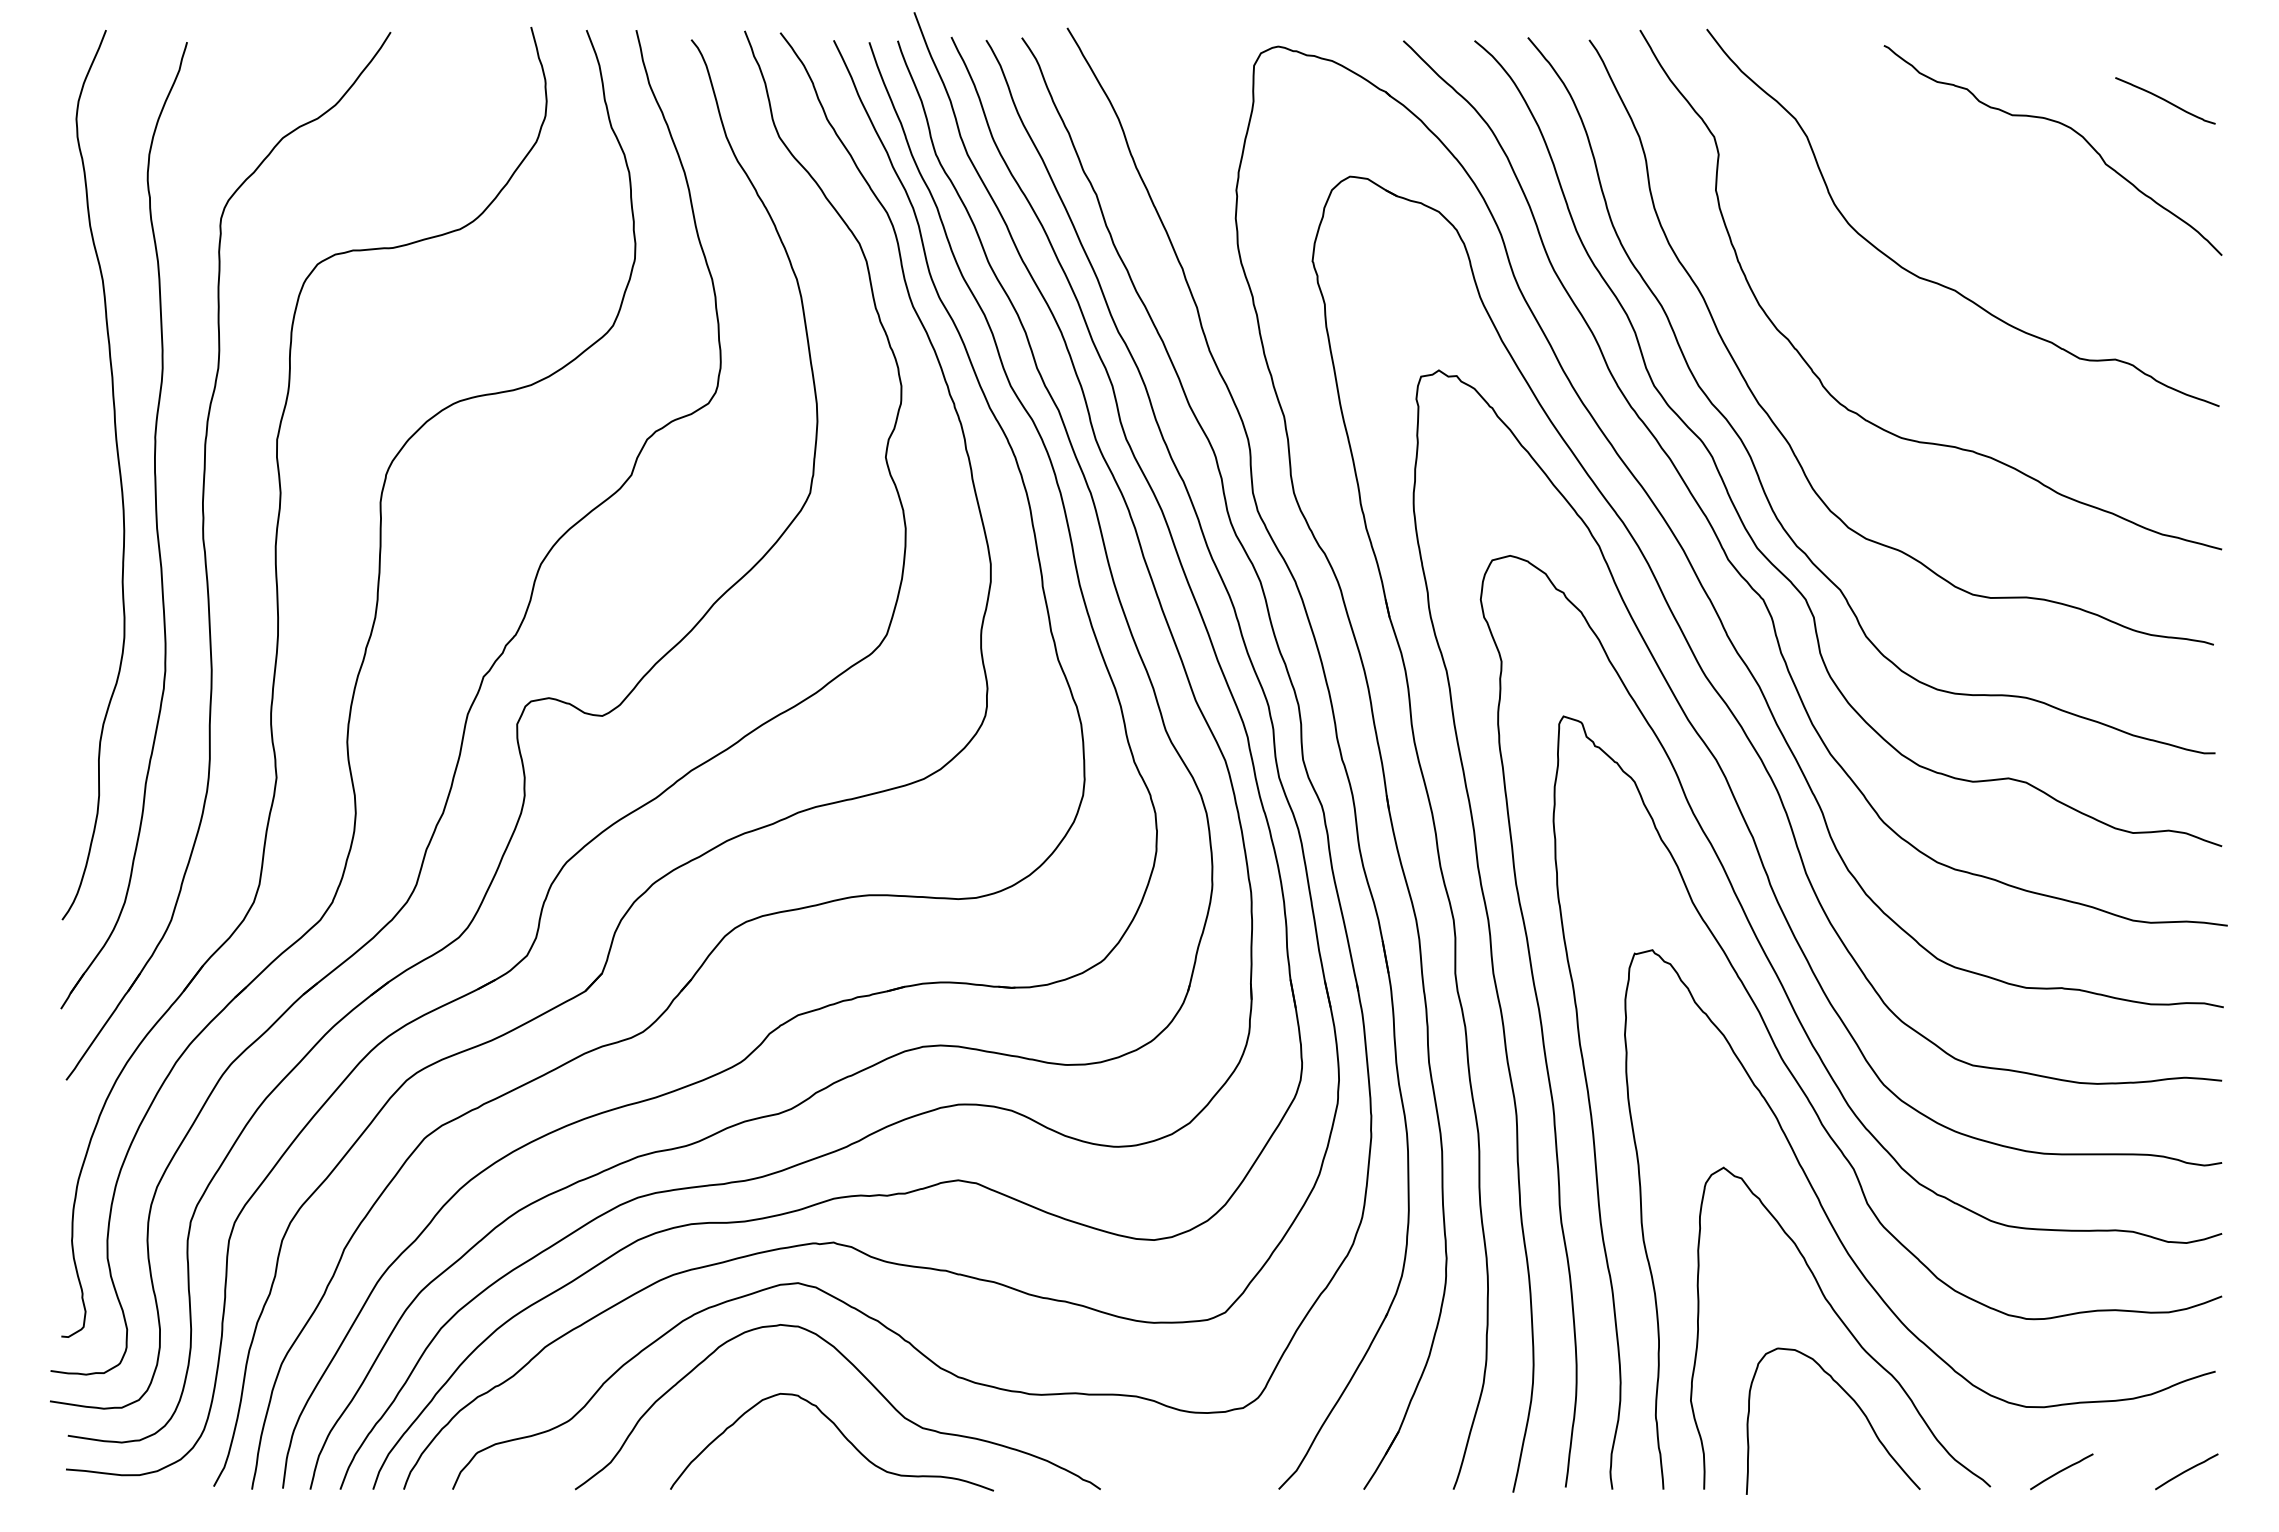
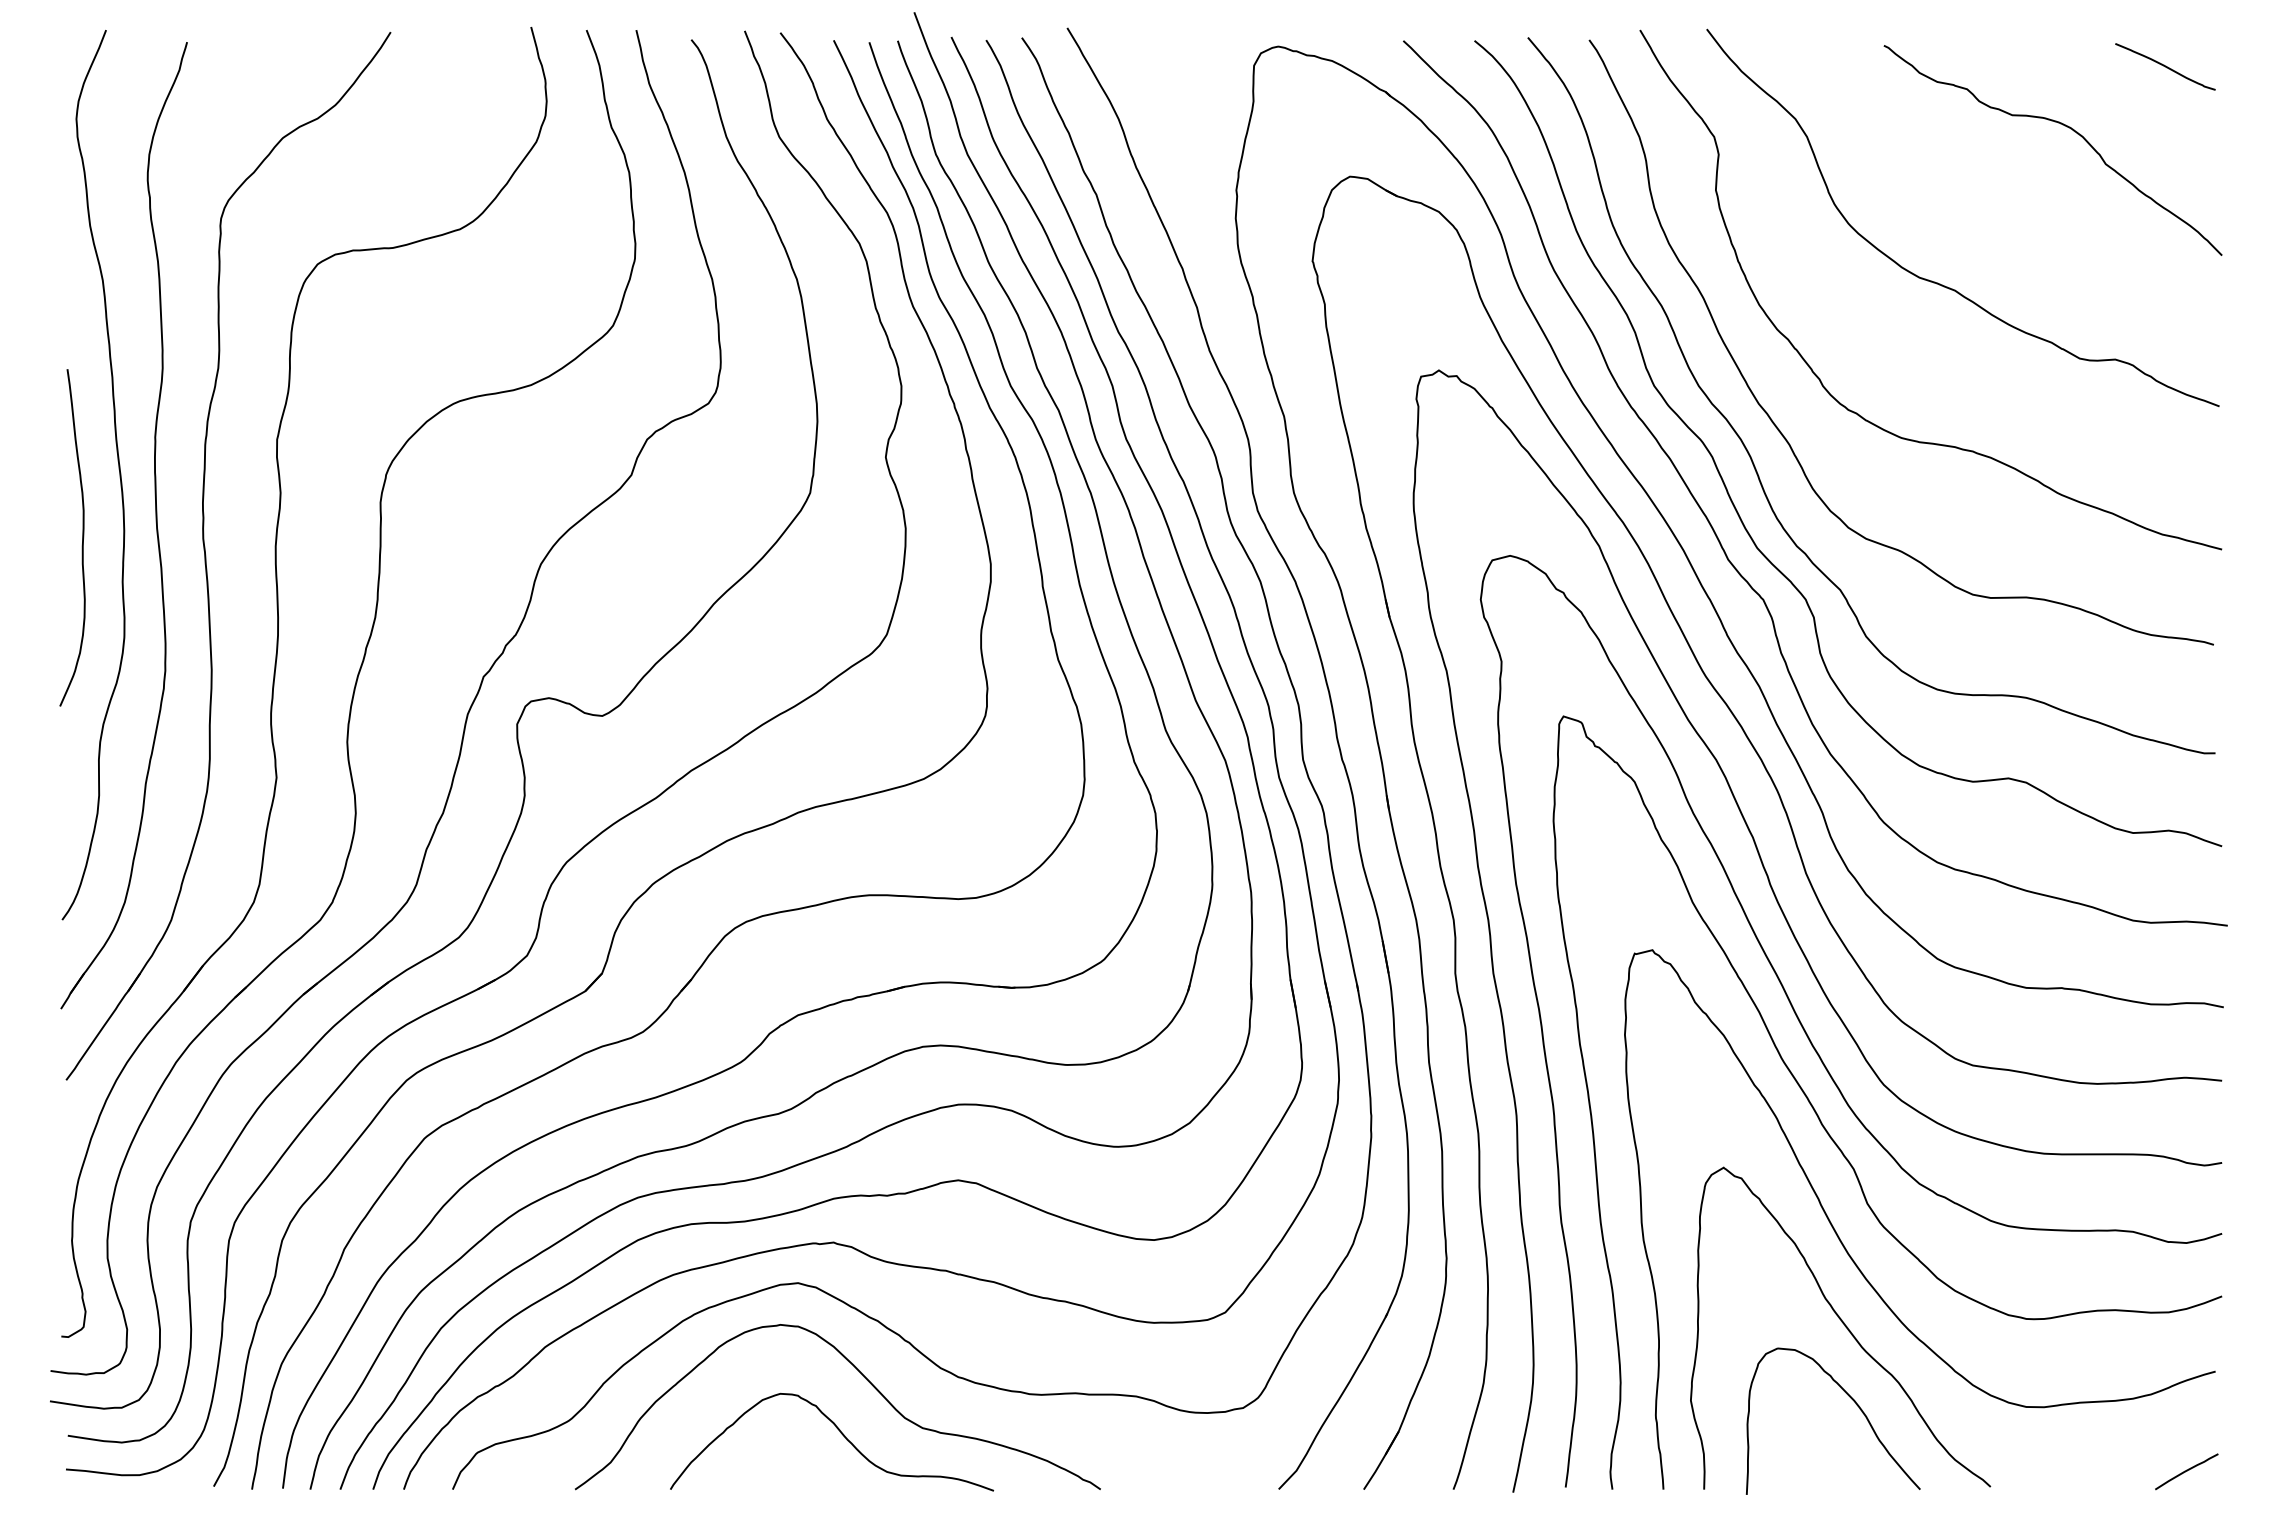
curve position: (2165, 100) -> (2165, 66) (2165, 66)
curve: none -> present (82, 537)
curve: present -> none (2061, 1471)
